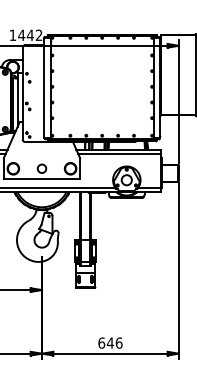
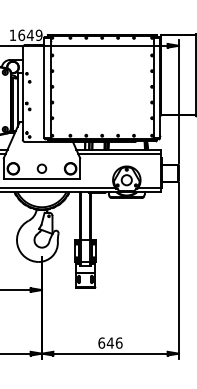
text: 1442 -> 1649 (30, 35)
